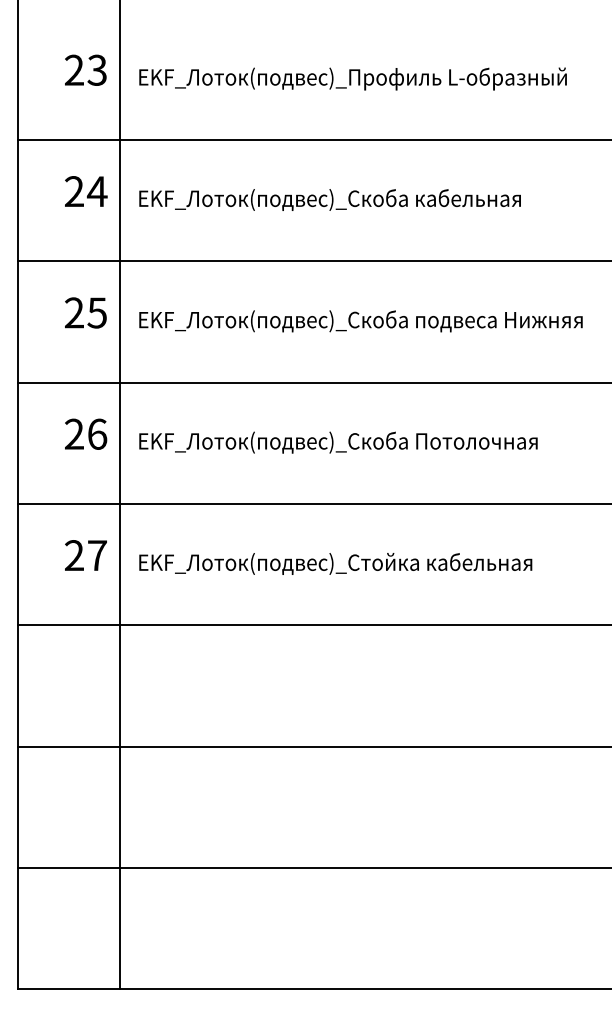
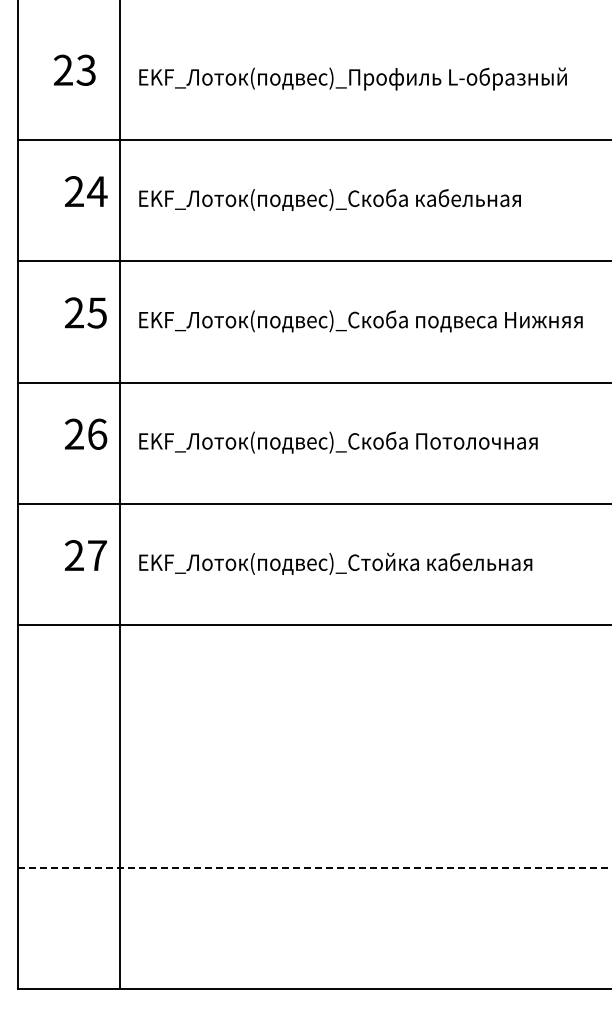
text position: (85, 69) -> (74, 69) (74, 69)
line: present -> none (313, 746)
line: solid -> dashed (315, 868)
